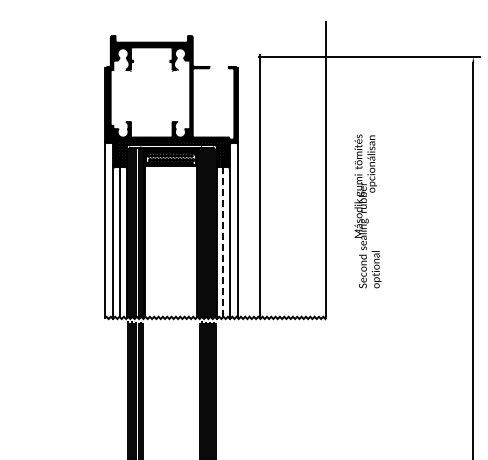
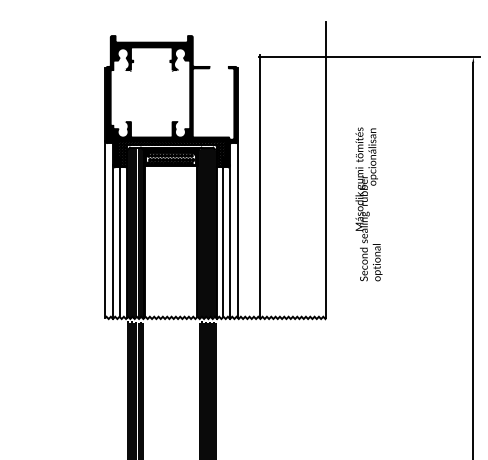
text position: (367, 211) -> (368, 204) (368, 204)
line: dashed -> solid (223, 242)
